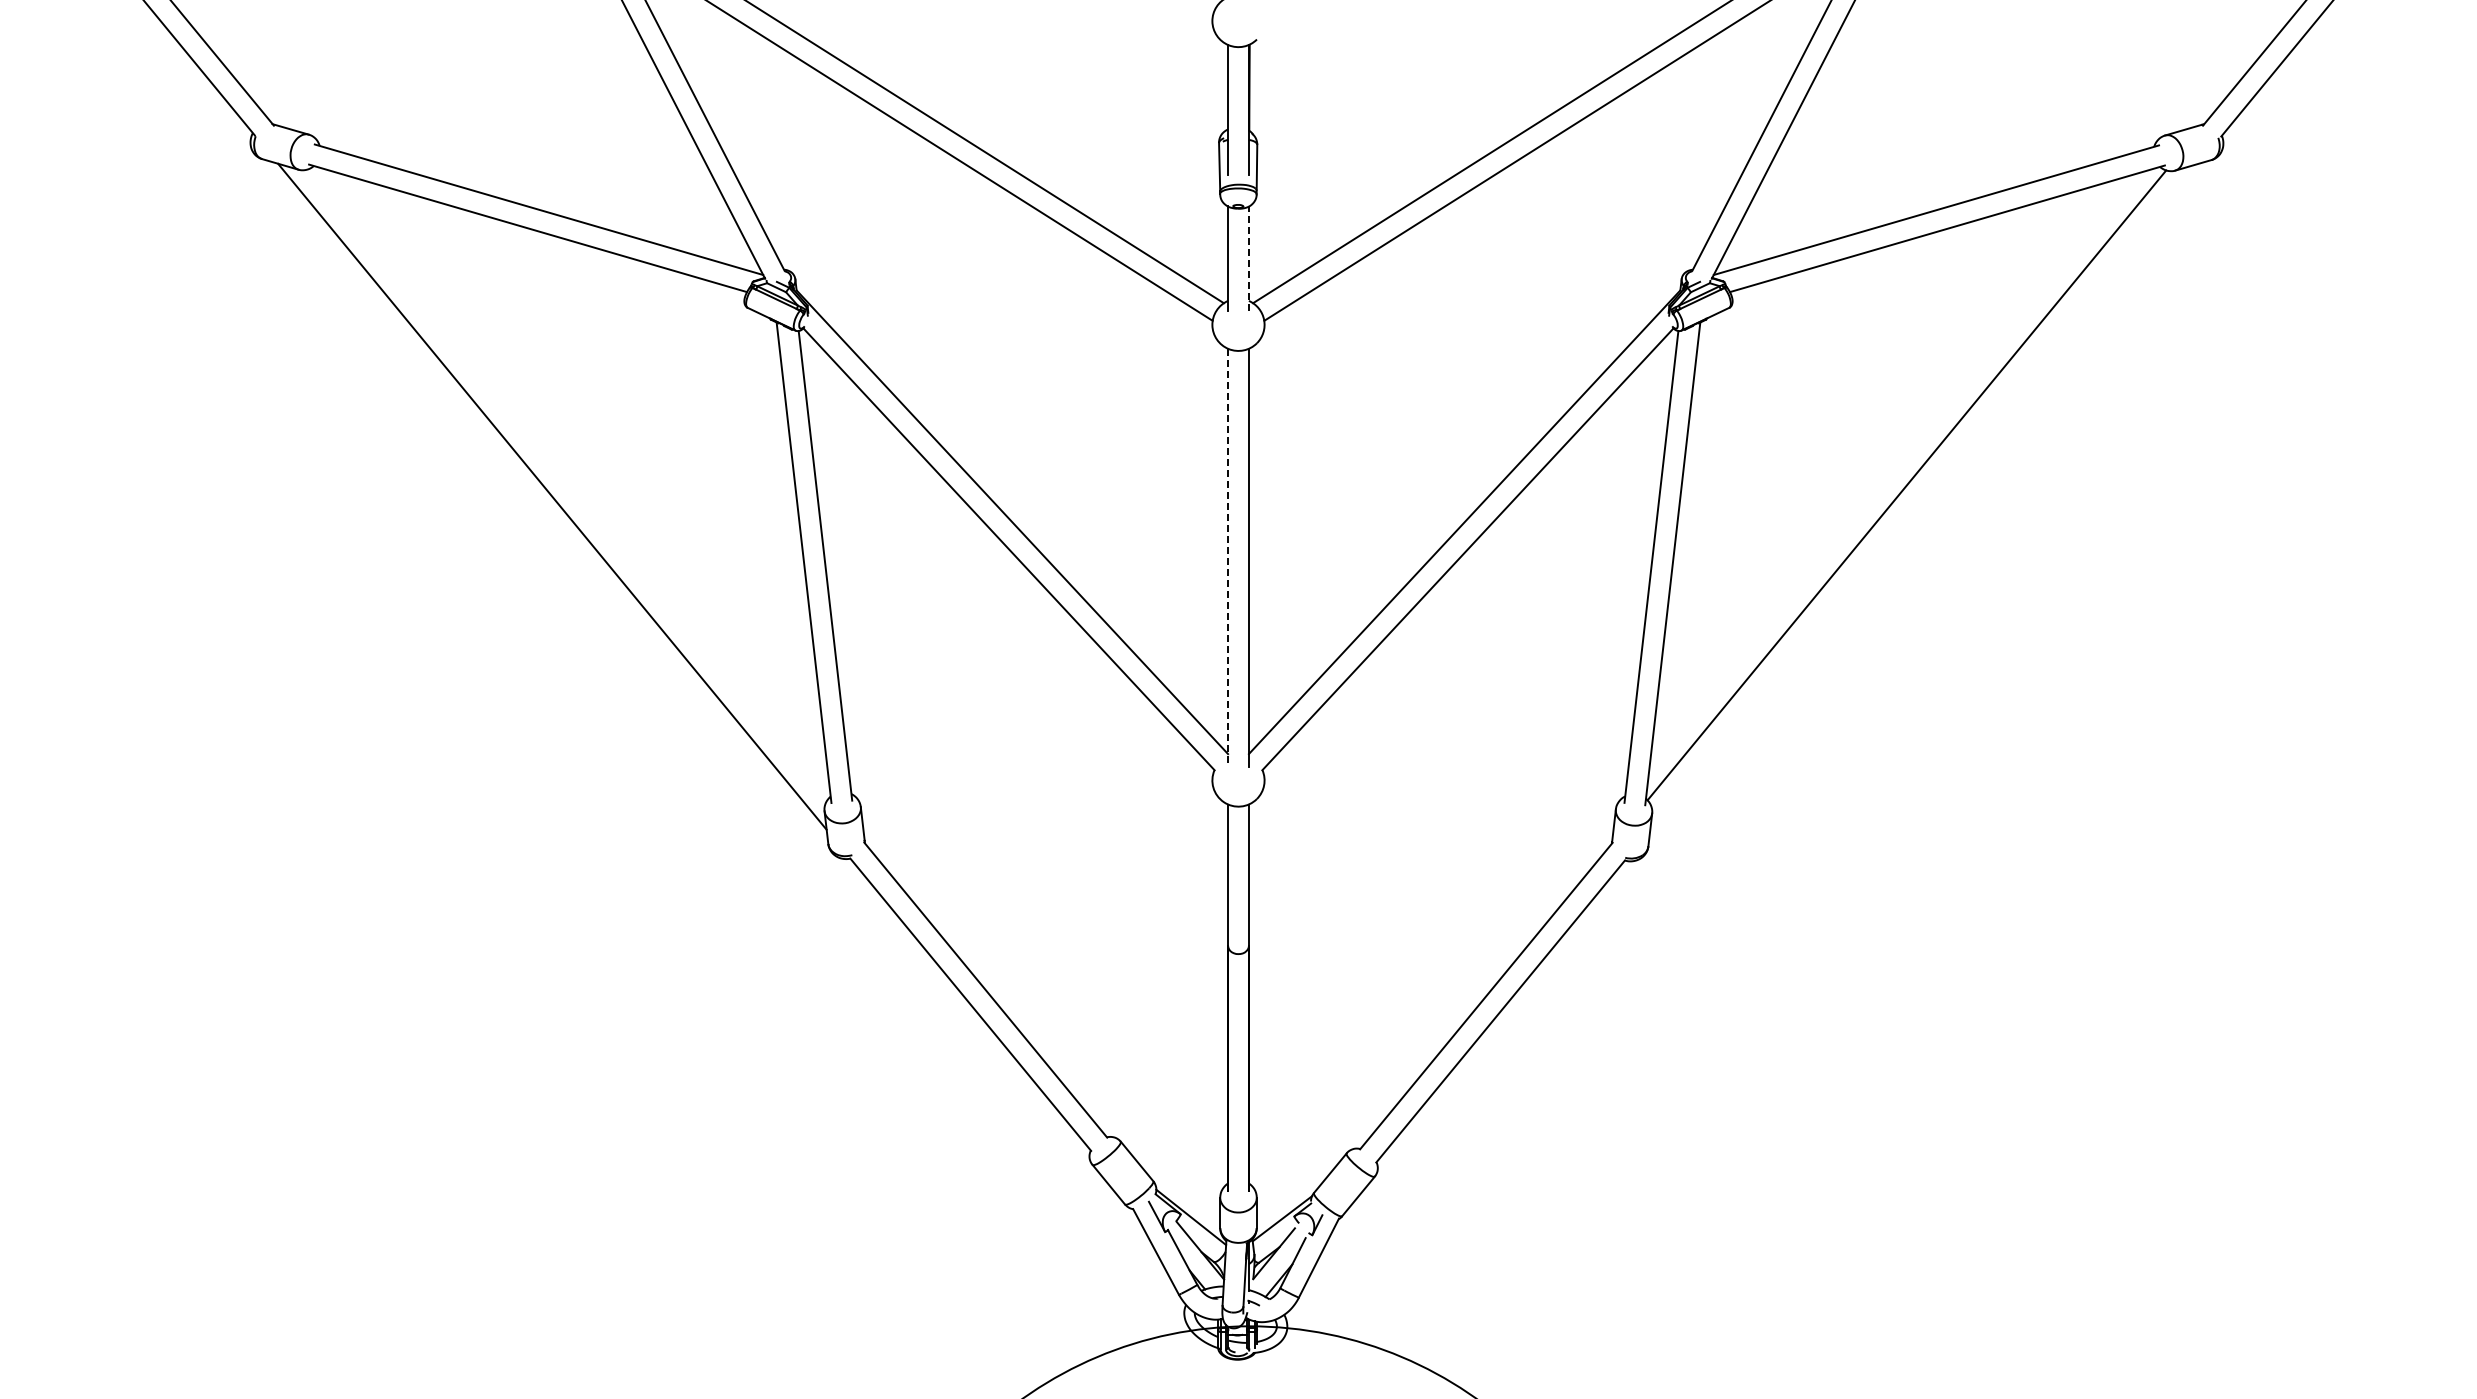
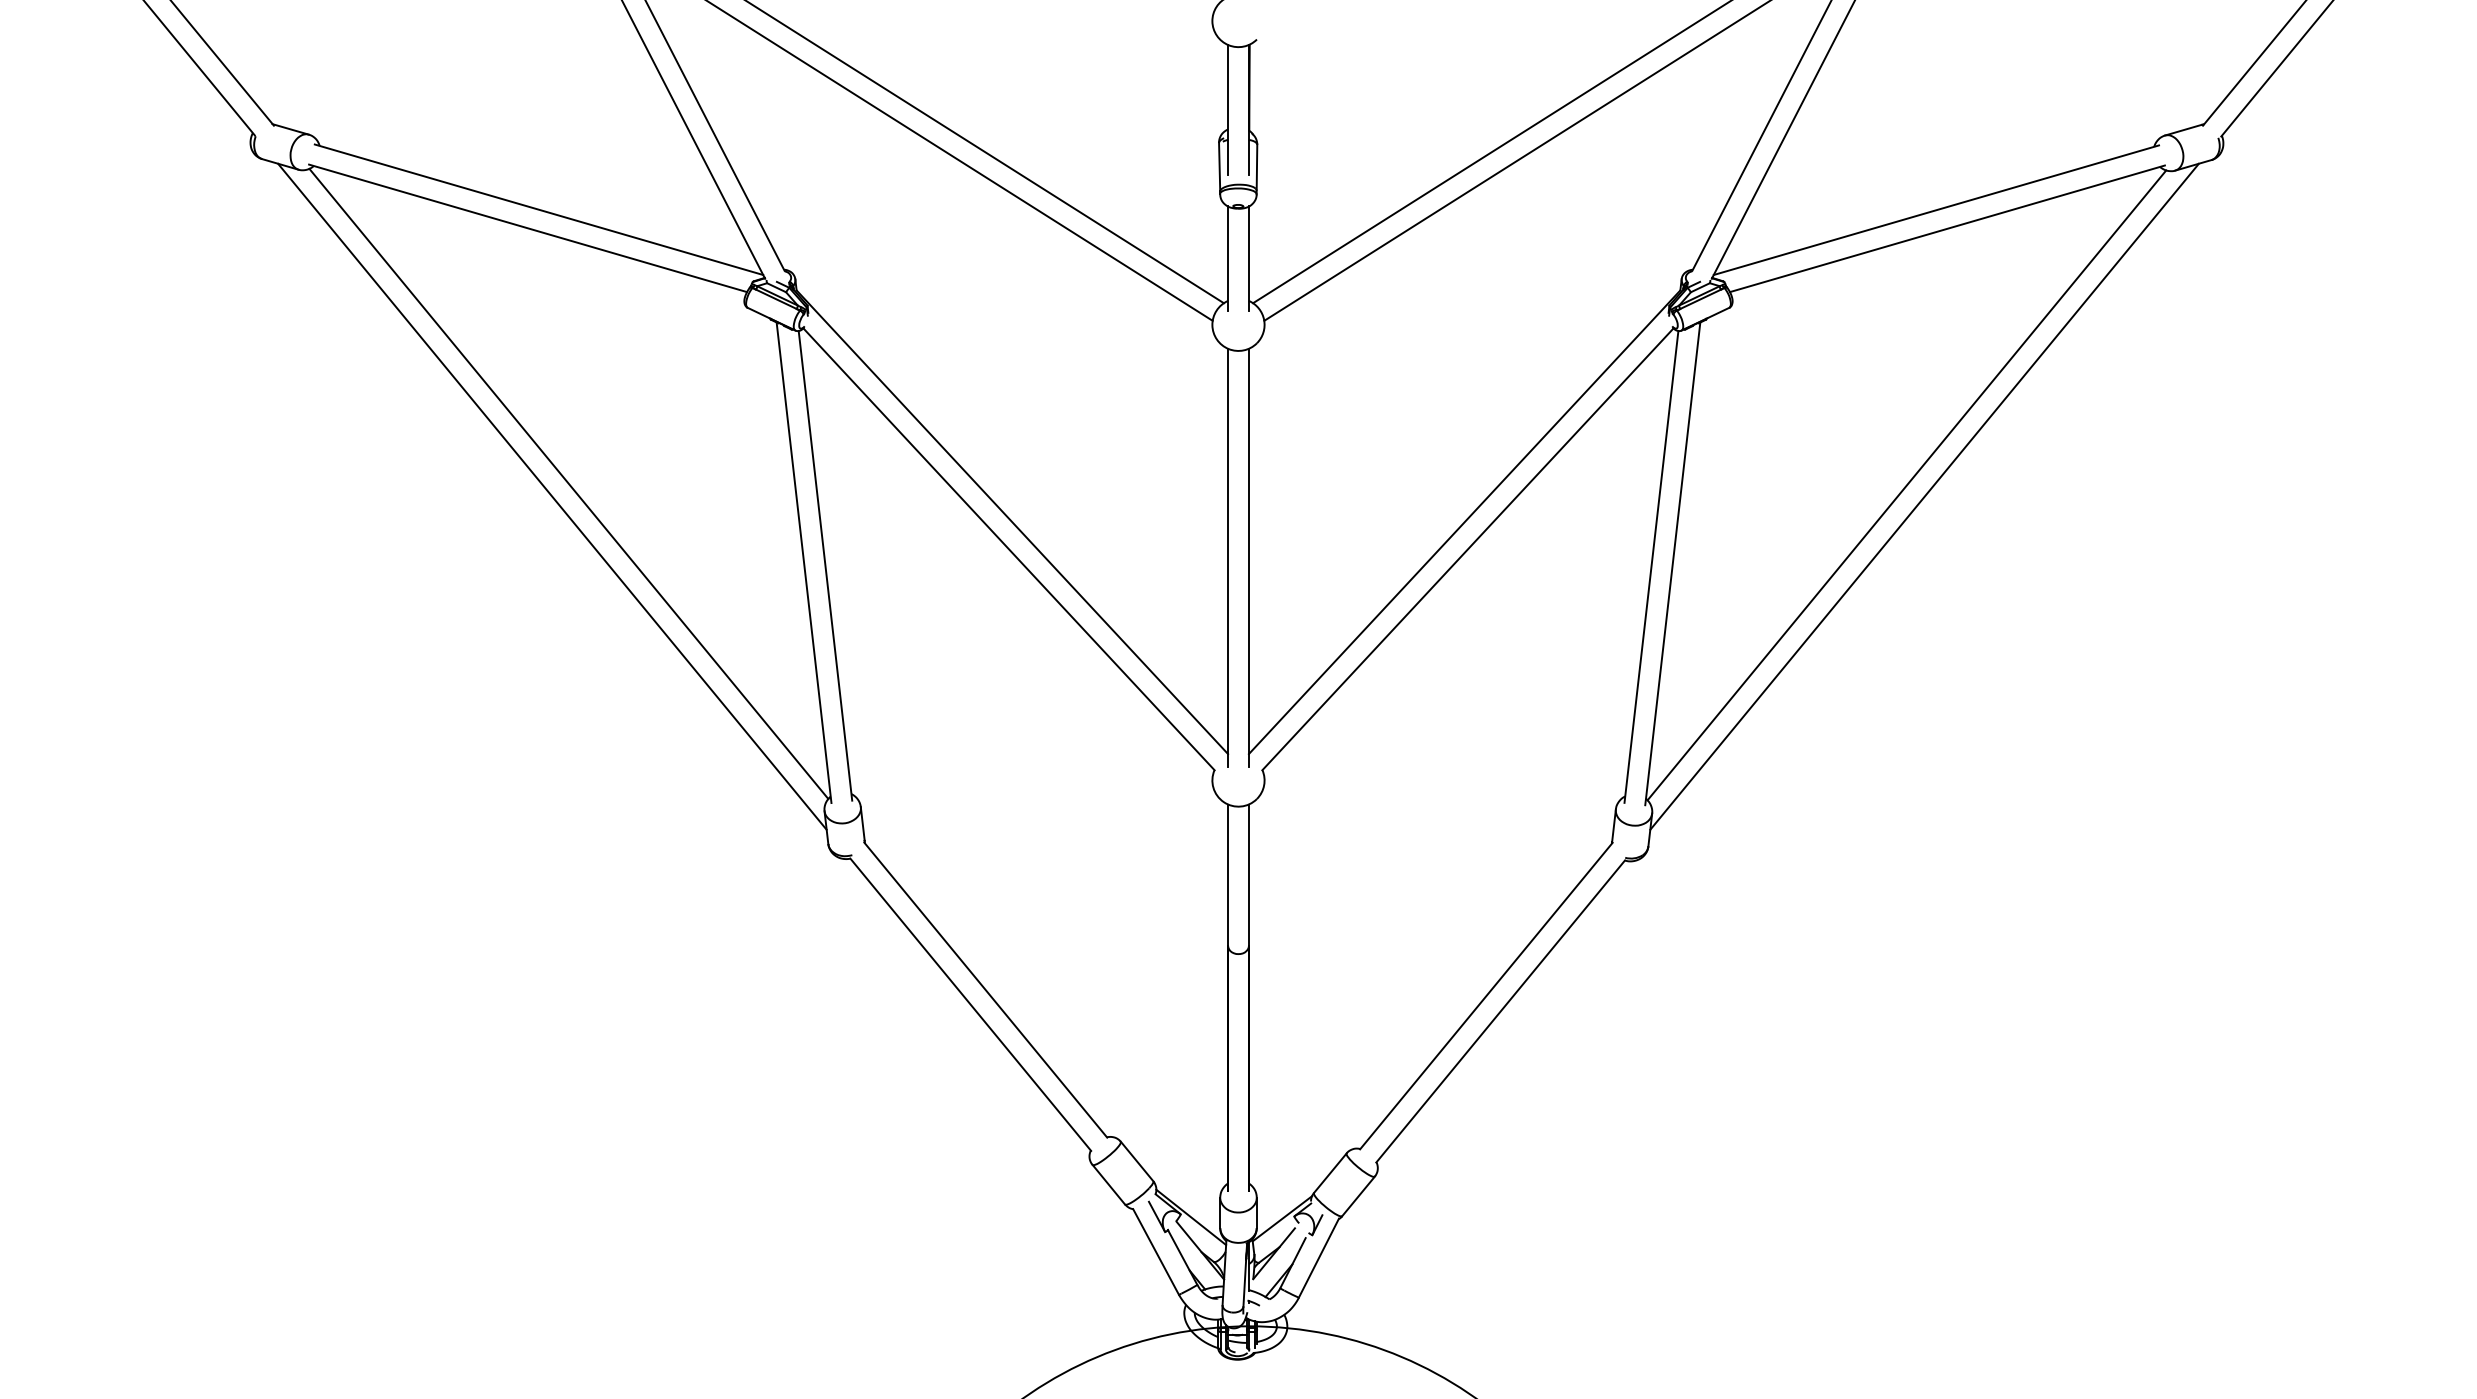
line: dashed -> solid (1248, 258)
line: none -> present (568, 483)
line: none -> present (1924, 496)
line: dashed -> solid (1228, 557)
